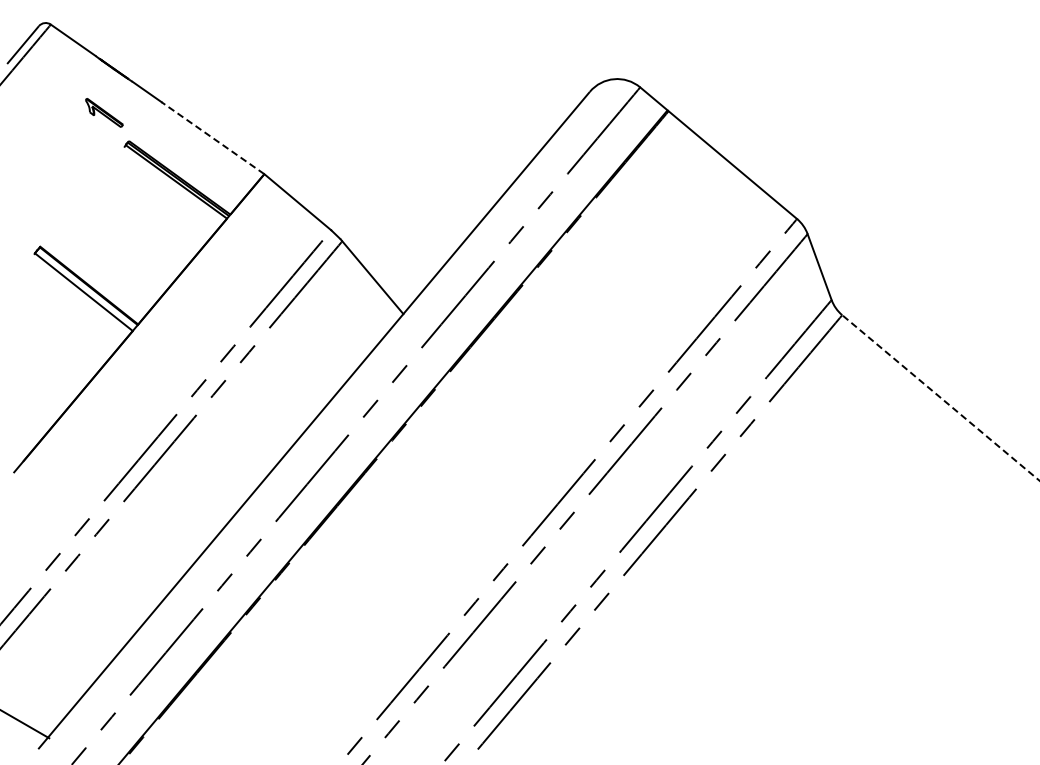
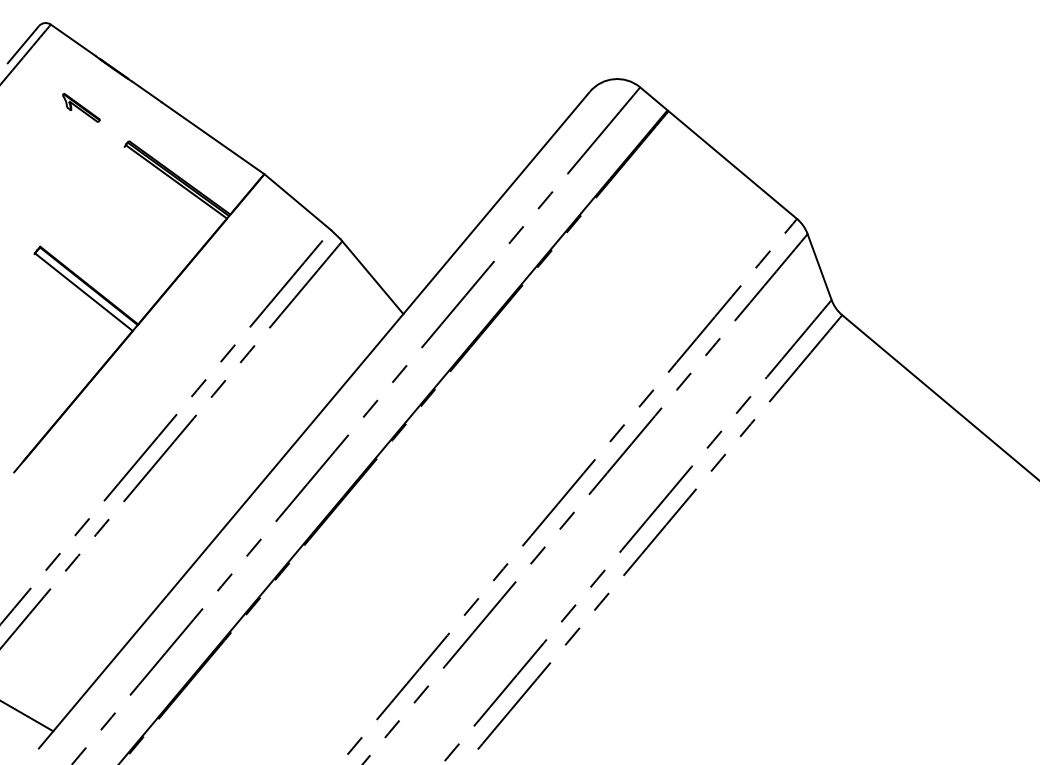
part position: (104, 112) -> (81, 107) (81, 107)
line: dashed -> solid (213, 138)
line: dashed -> solid (941, 398)
line position: (25, 724) -> (27, 716) (27, 716)
